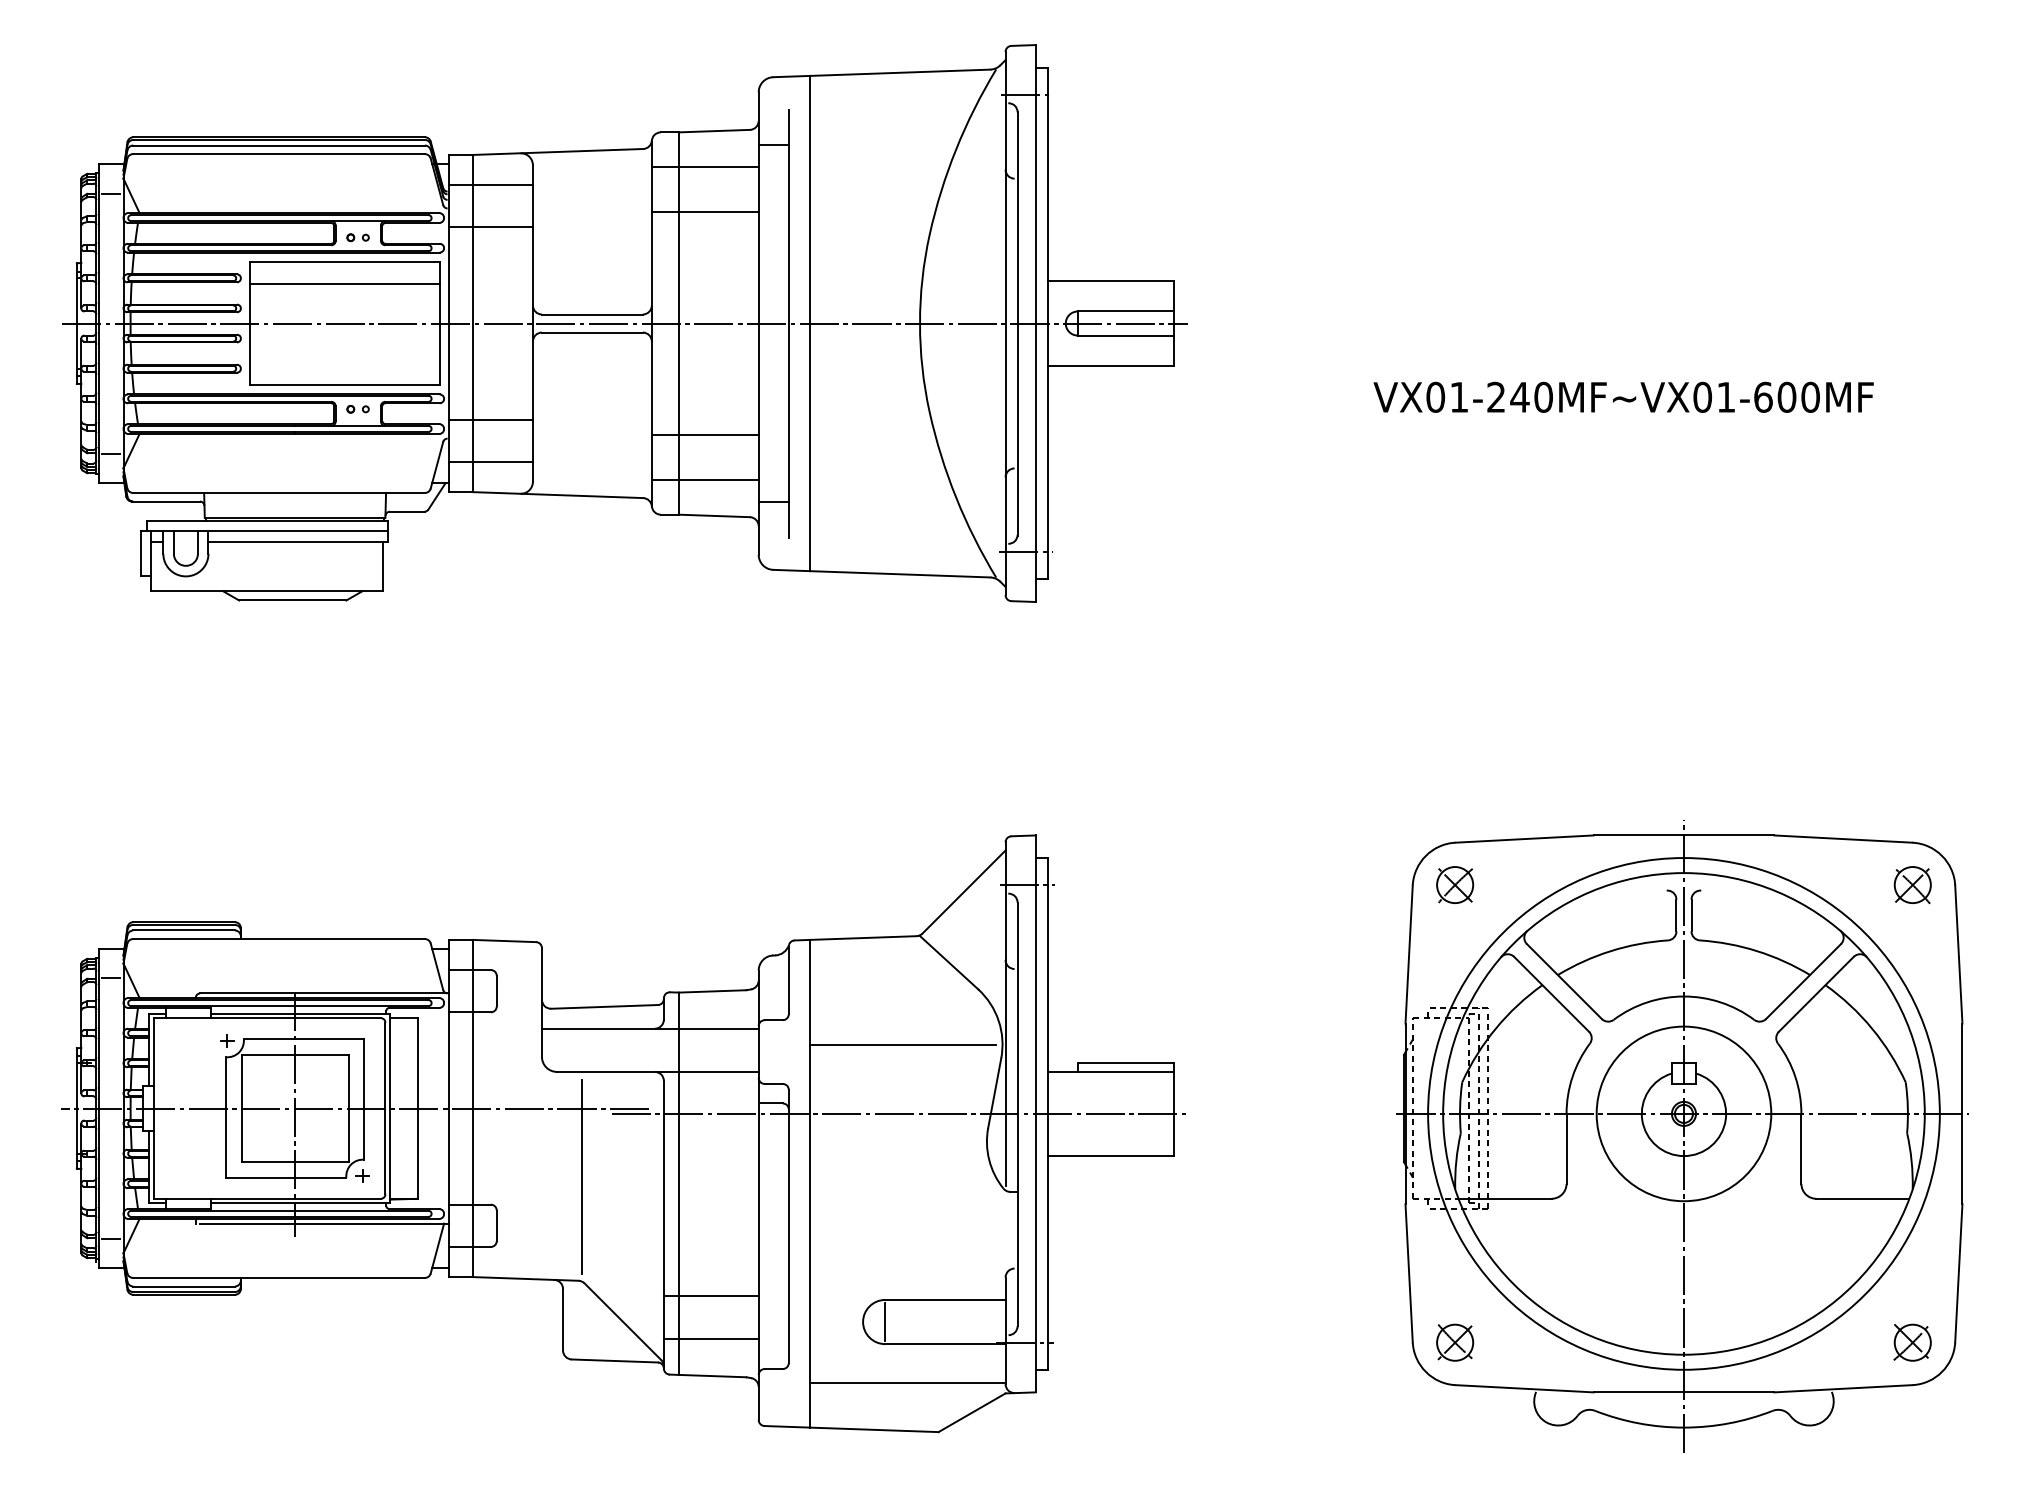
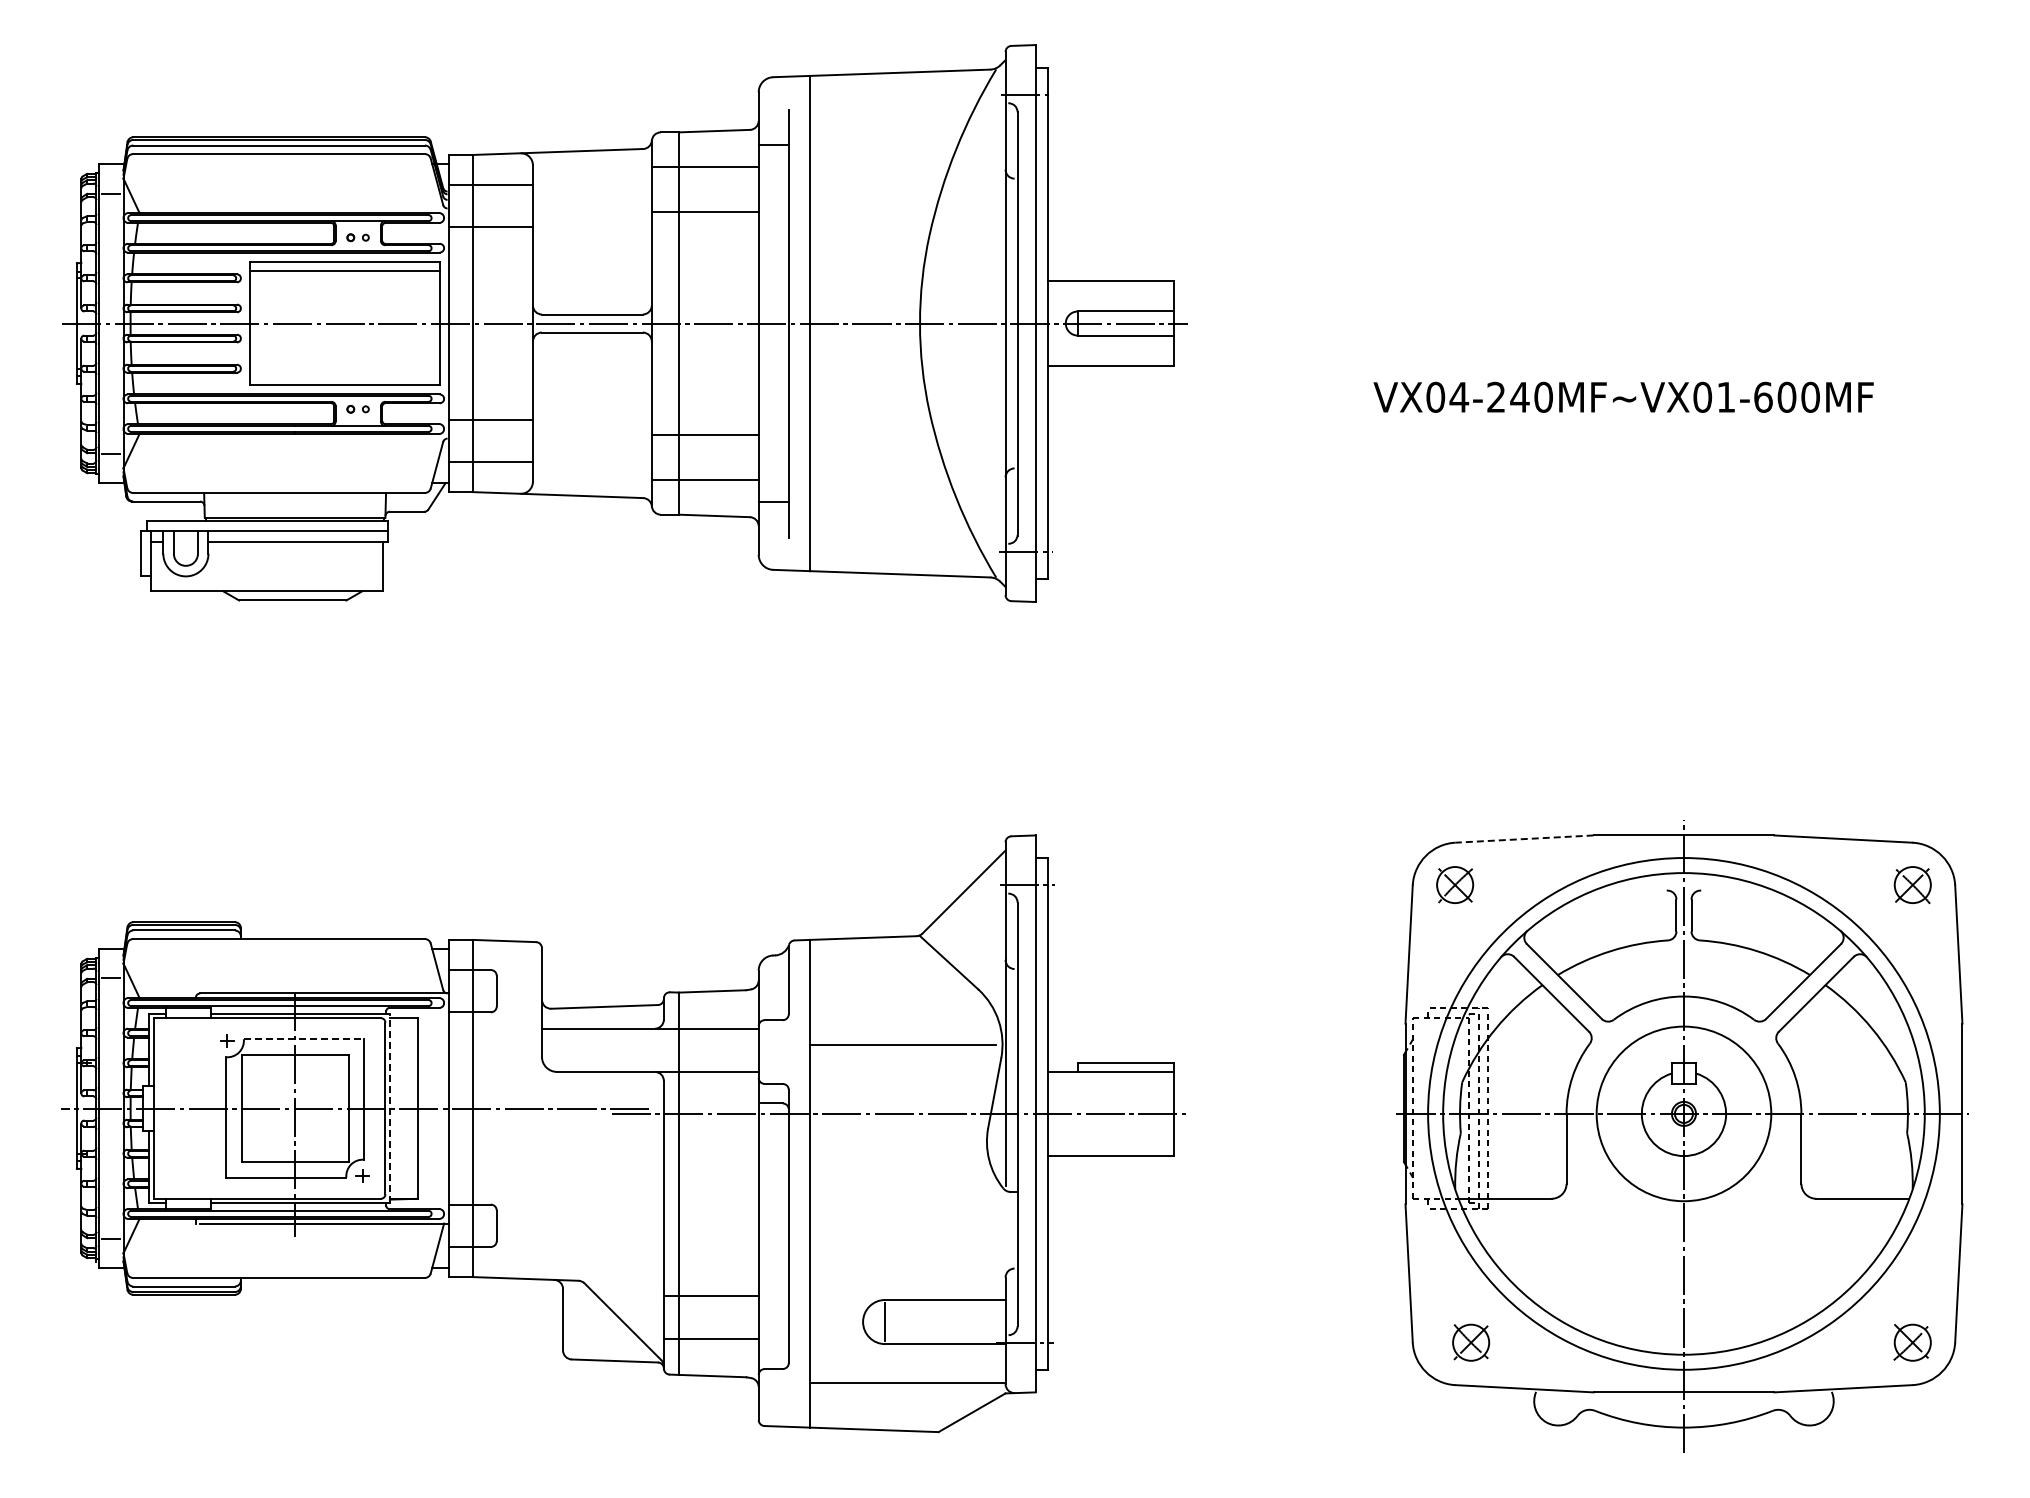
line position: (344, 284) -> (344, 271) (344, 271)
text: VX01-240MF~VX01-600MF -> VX04-240MF~VX01-600MF (1459, 397)
line: solid -> dashed (1524, 839)
line: solid -> dashed (304, 1039)
line: solid -> dashed (389, 1108)
line: present -> none (582, 1176)
part position: (1455, 1342) -> (1471, 1342) (1471, 1342)
